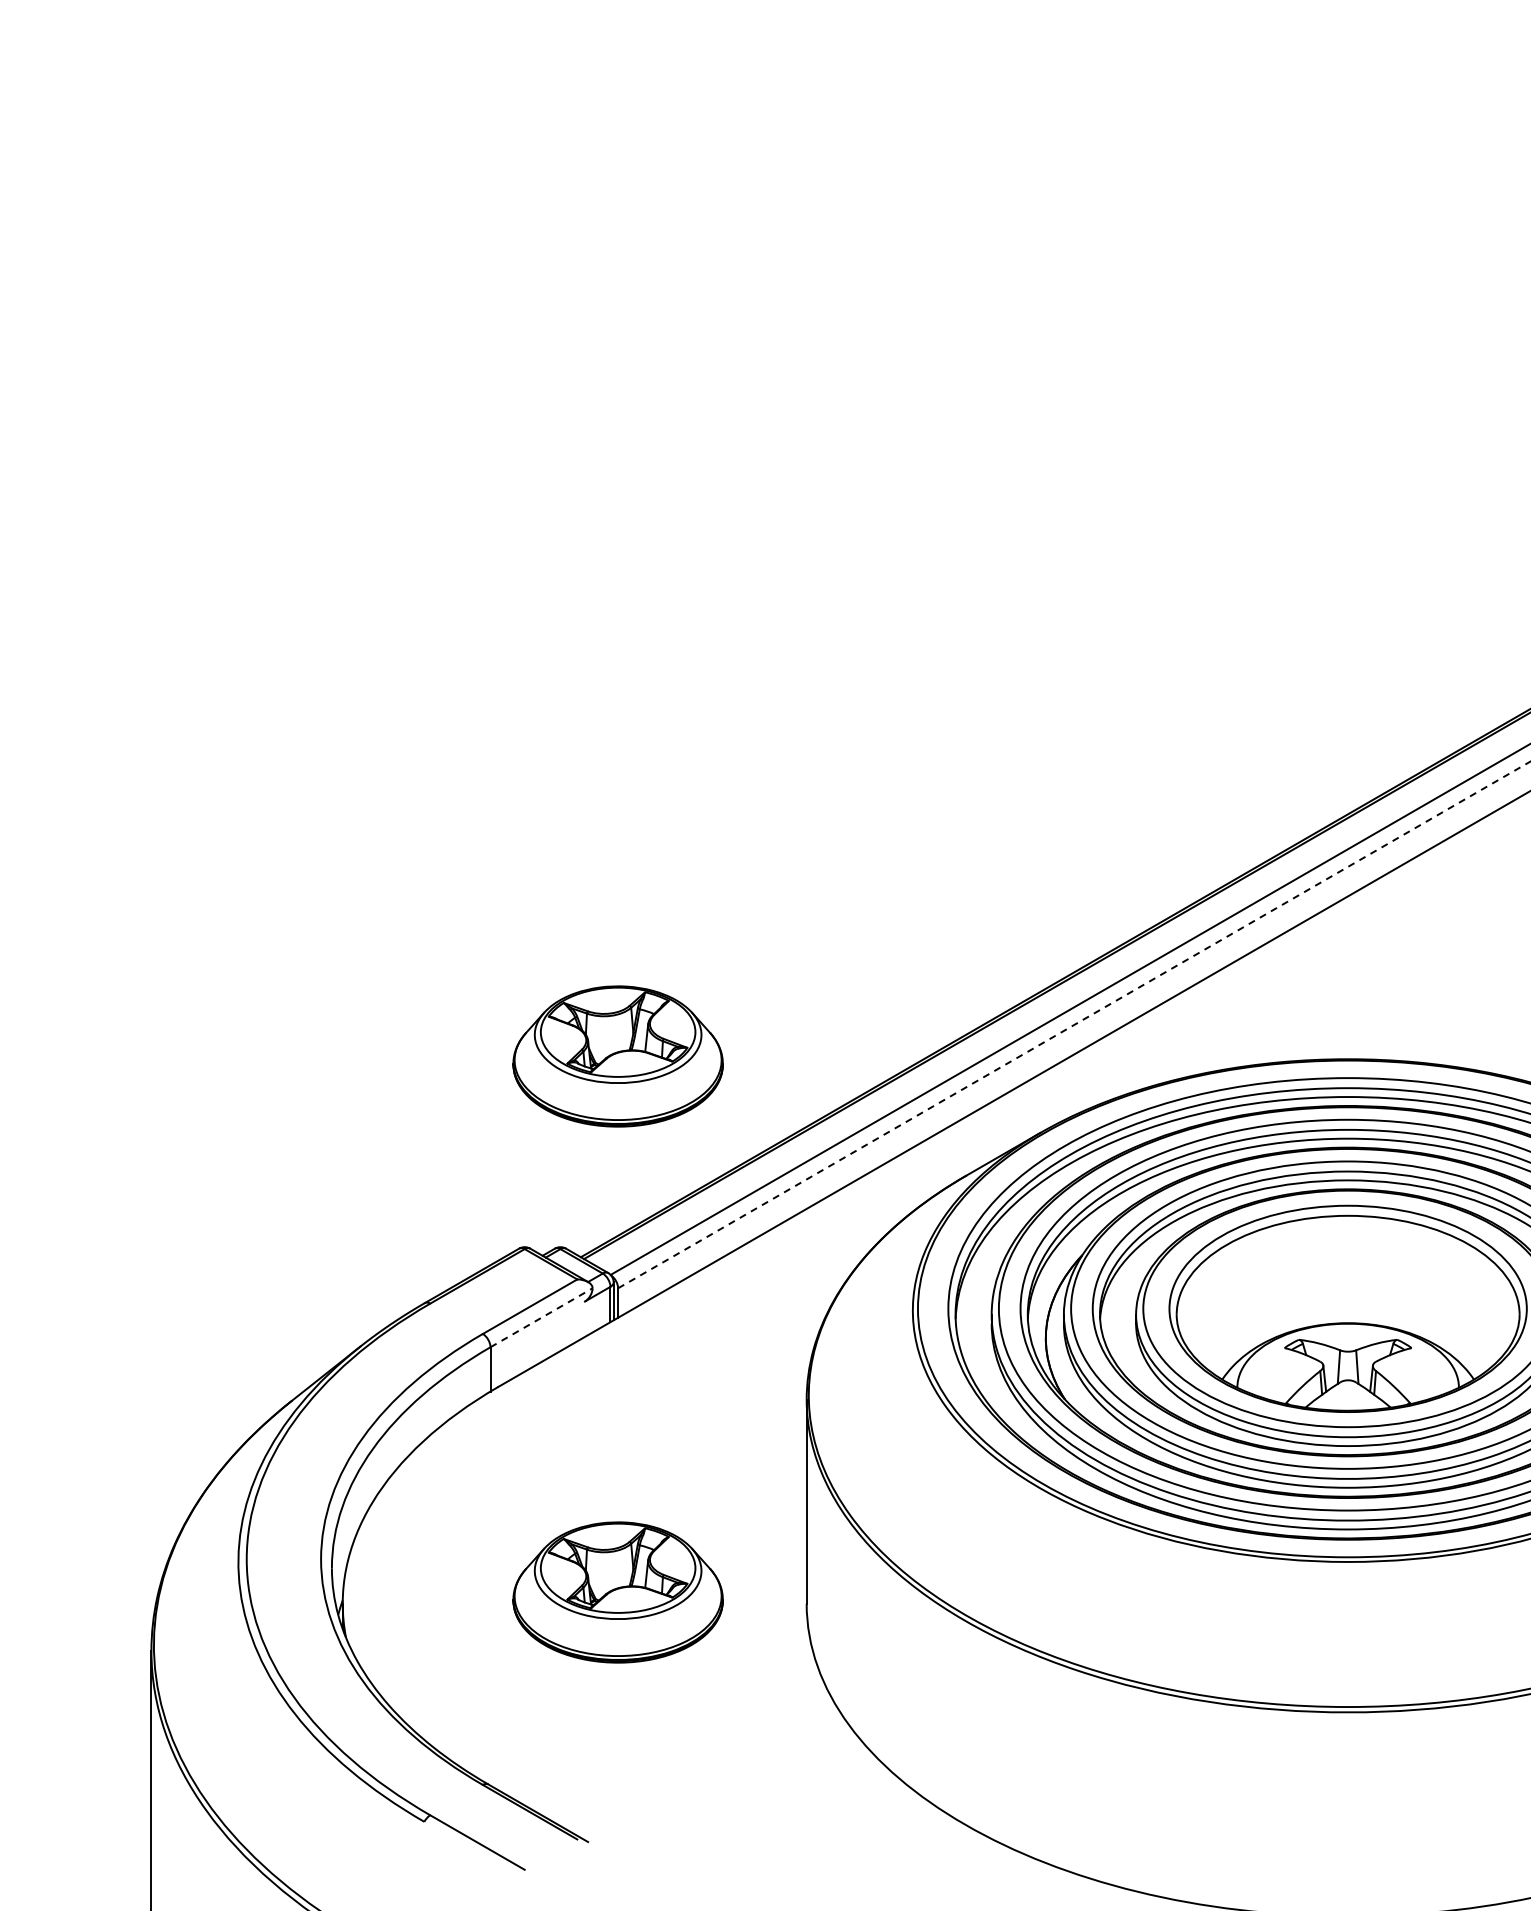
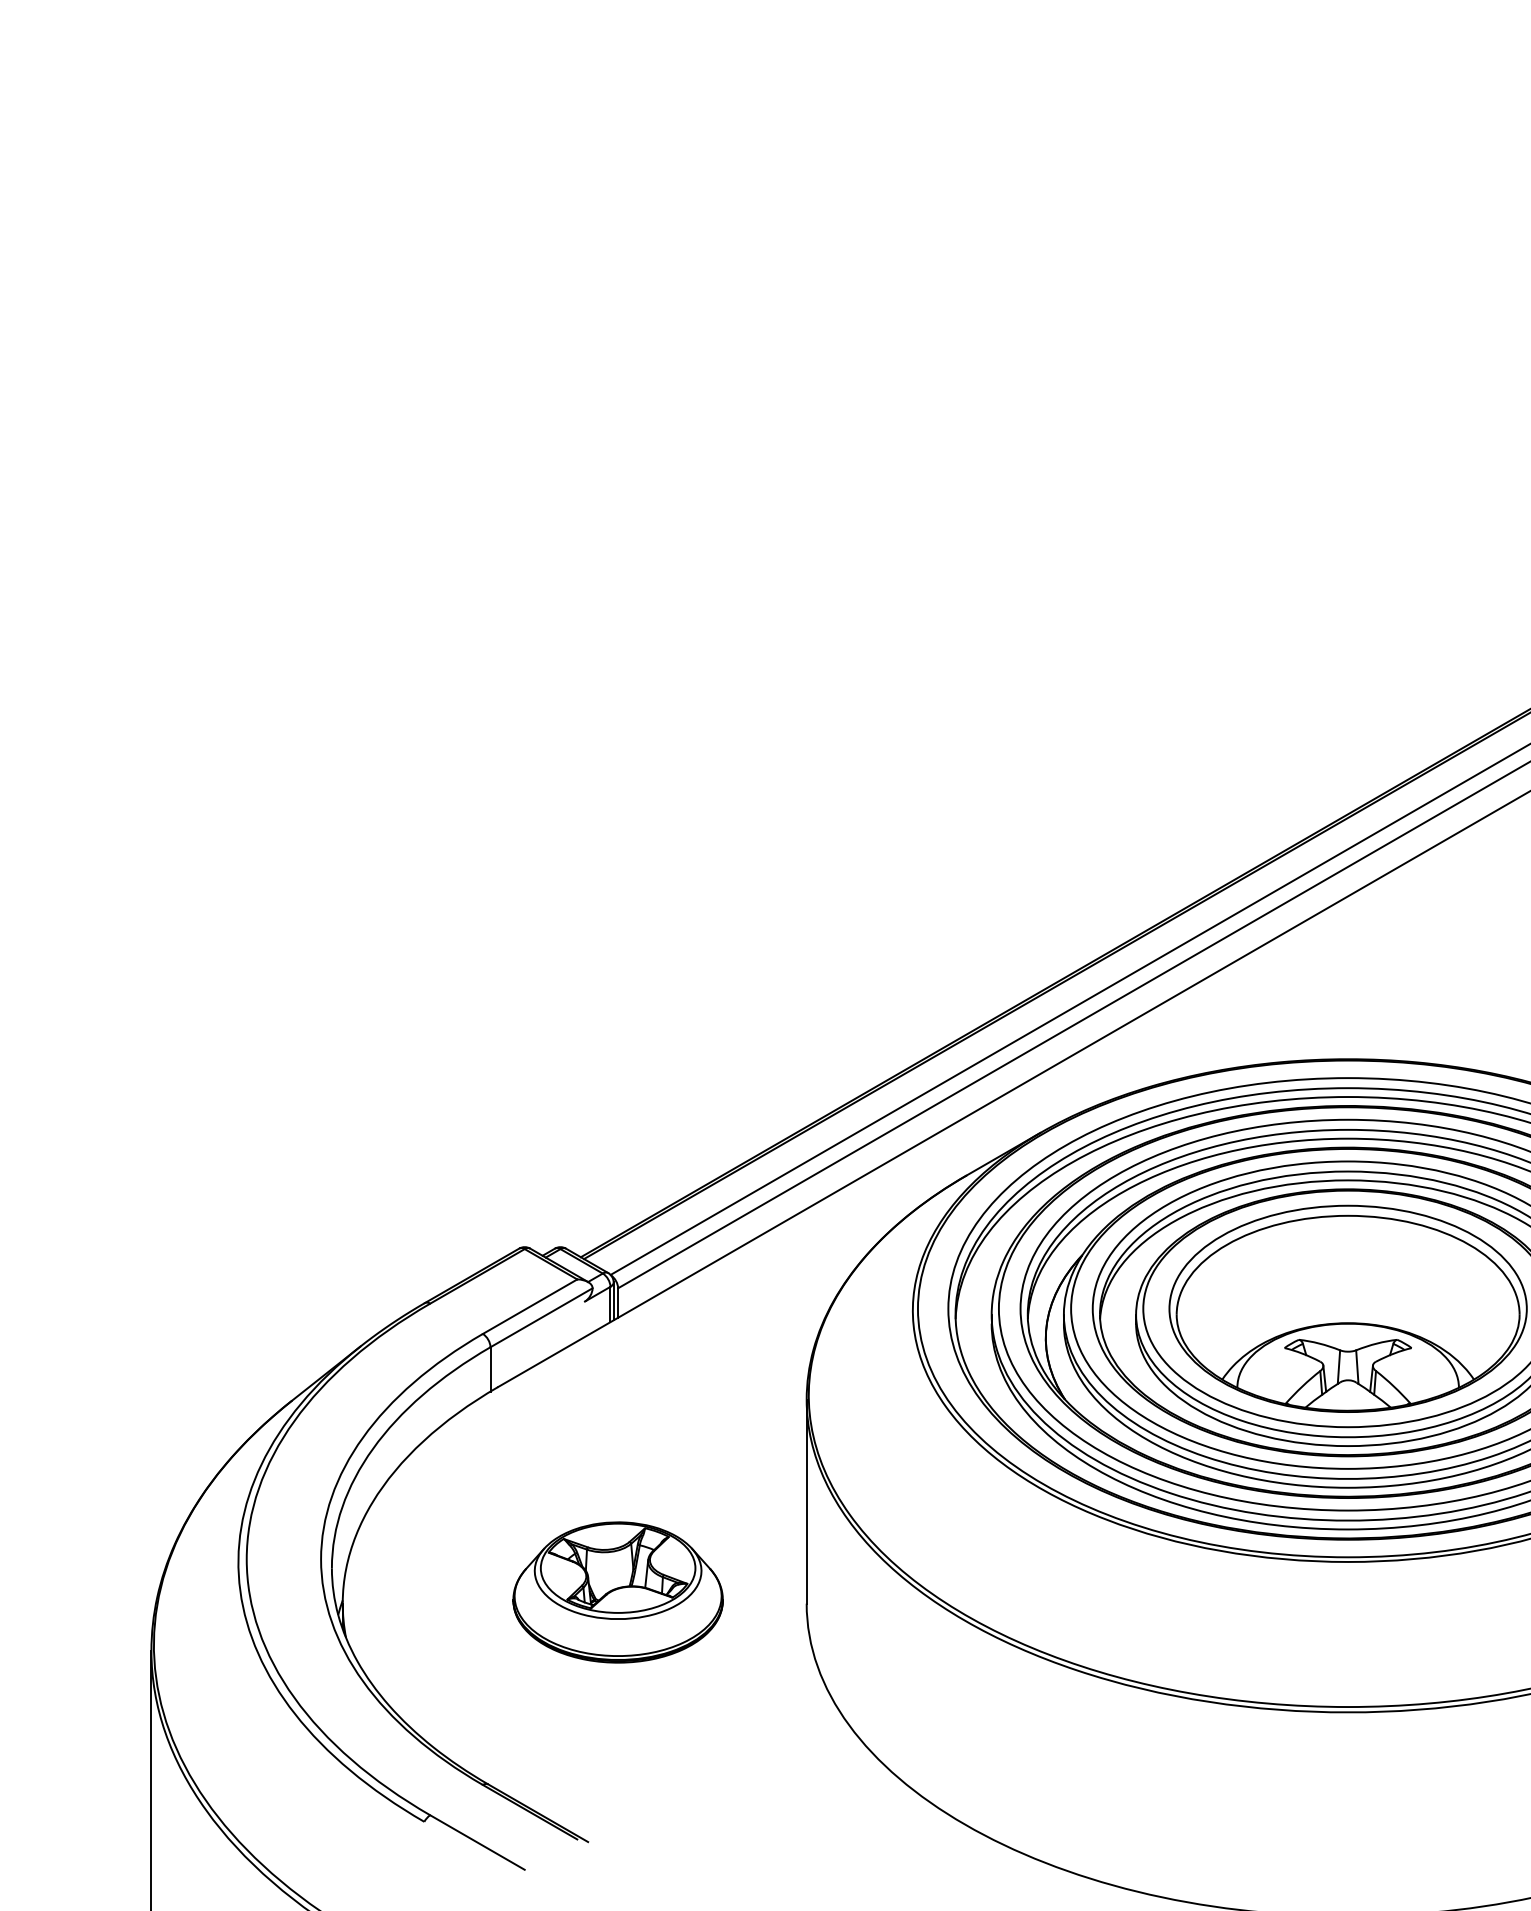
line: dashed -> solid (1074, 1024)
part: present -> none (617, 1056)
line: dashed -> solid (541, 1317)
